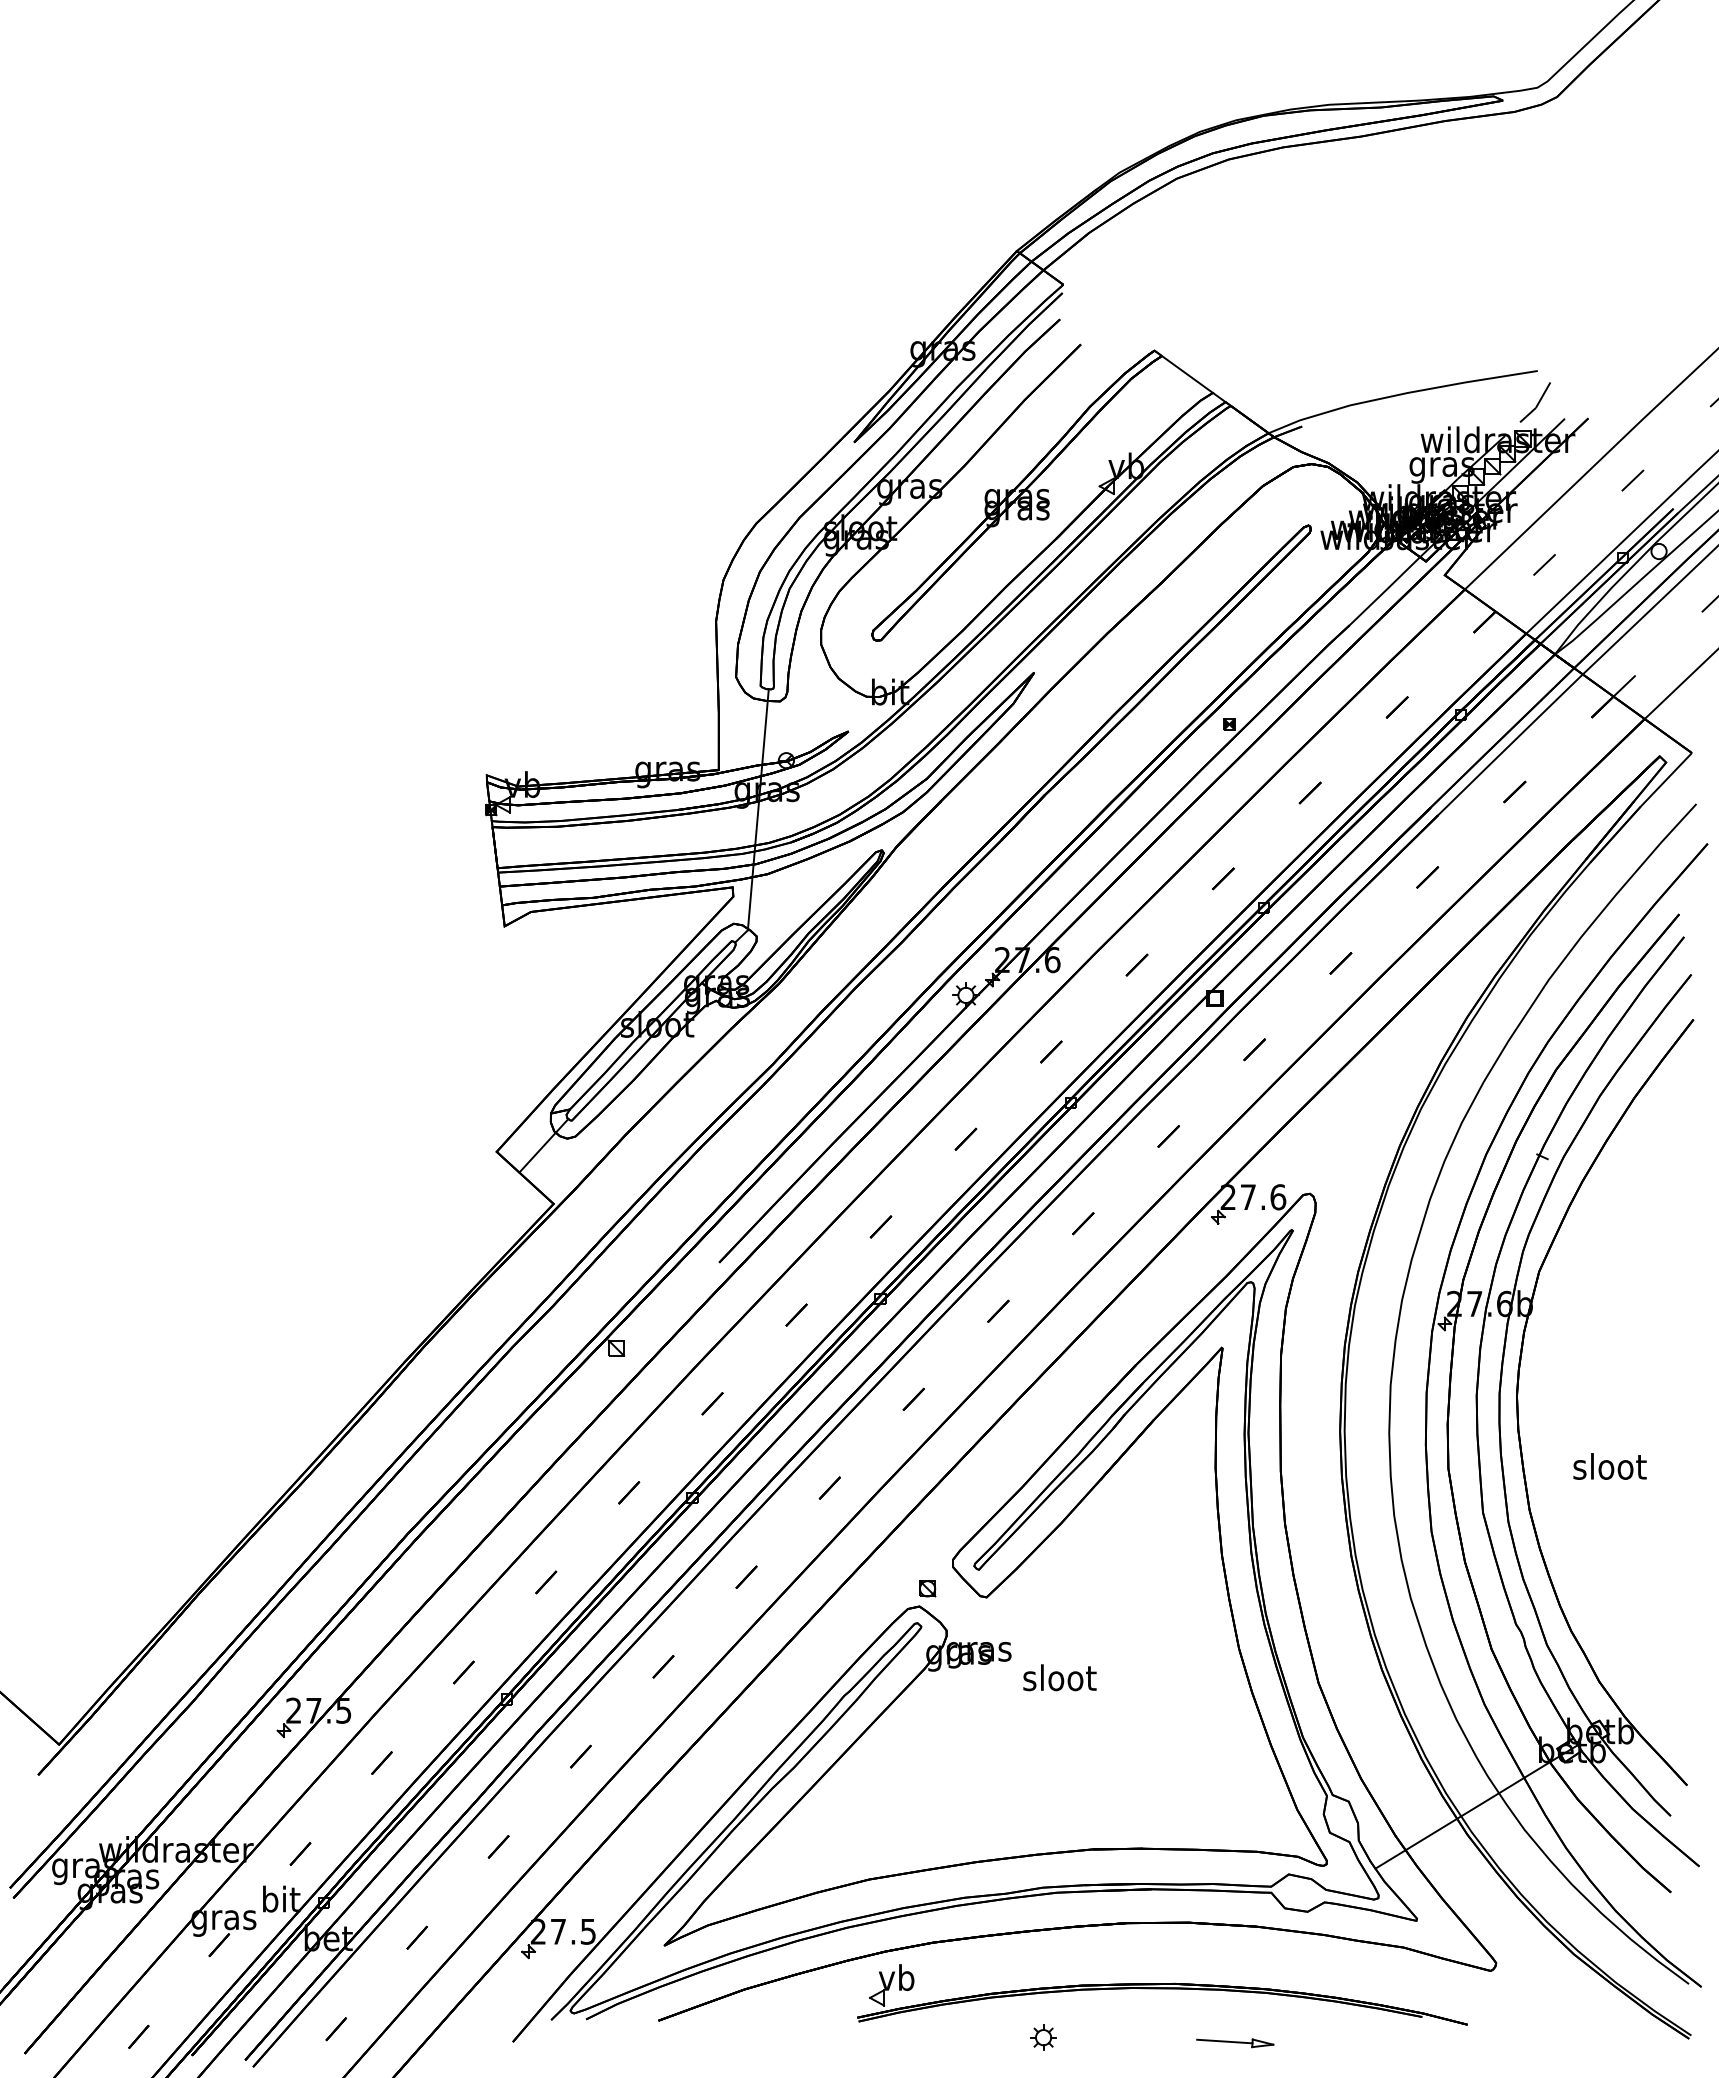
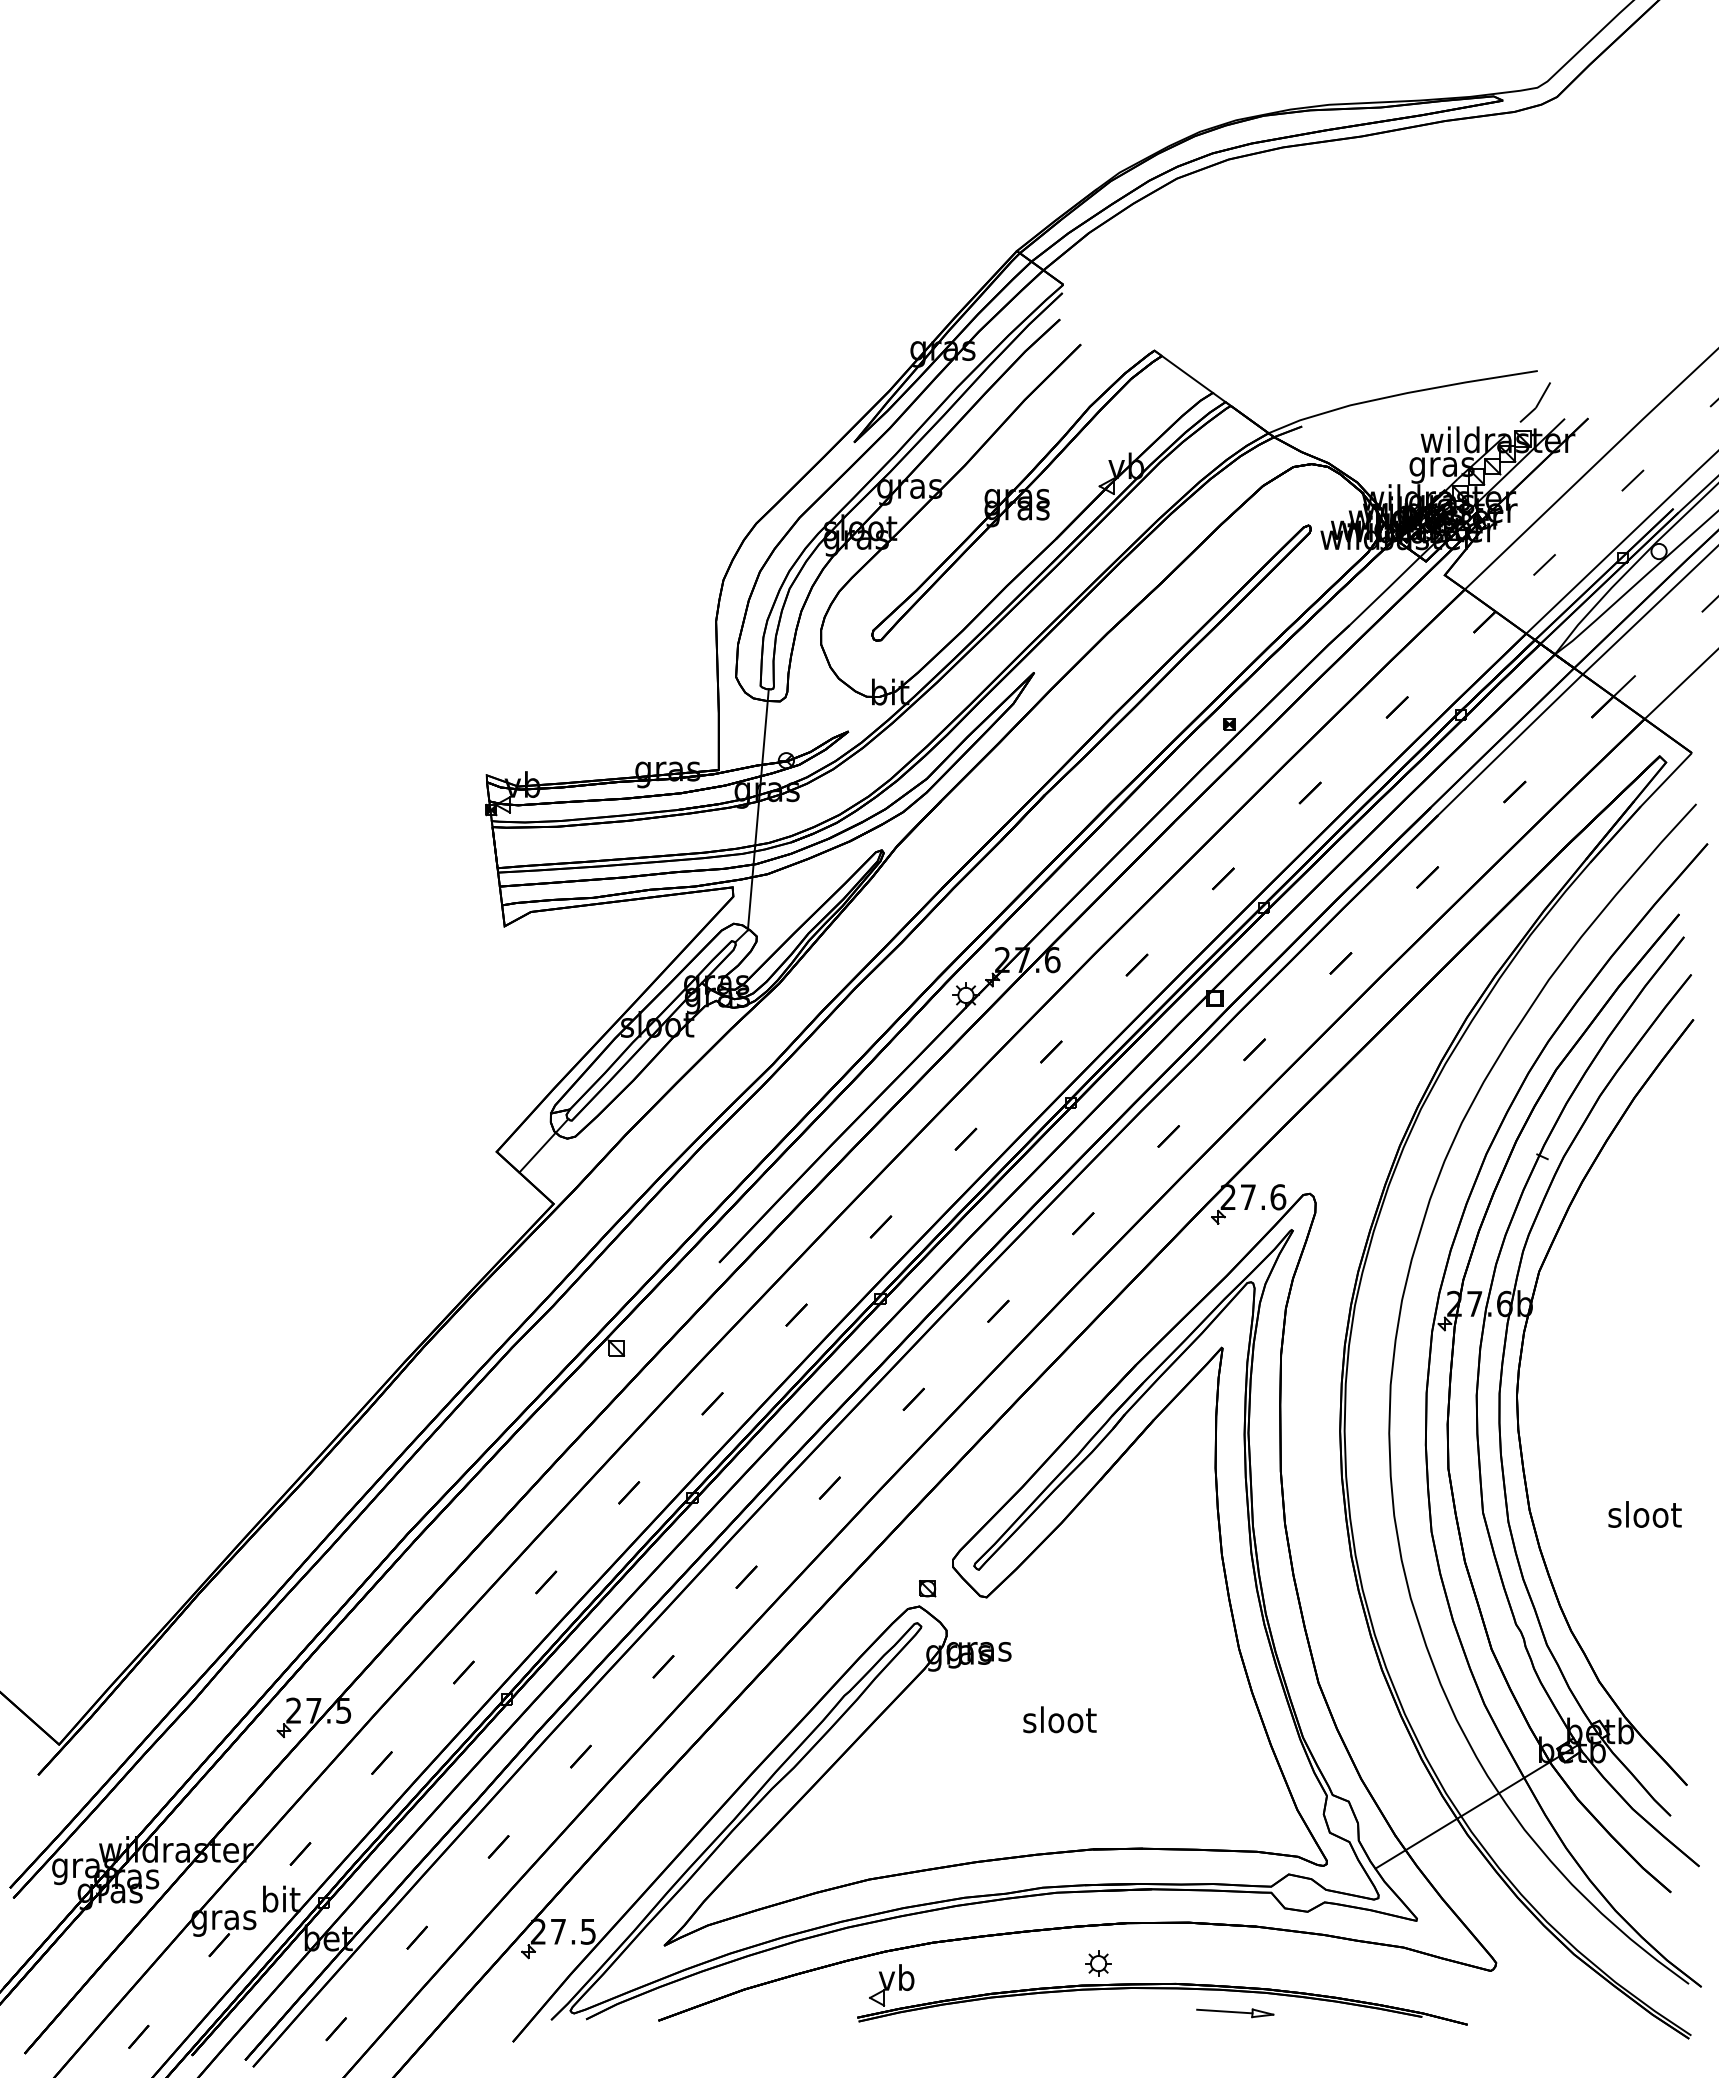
text position: (1609, 1466) -> (1644, 1514) (1644, 1514)
text position: (1059, 1677) -> (1059, 1719) (1059, 1719)
part position: (1043, 2037) -> (1098, 1963) (1098, 1963)
part position: (1235, 2043) -> (1235, 2013) (1235, 2013)
